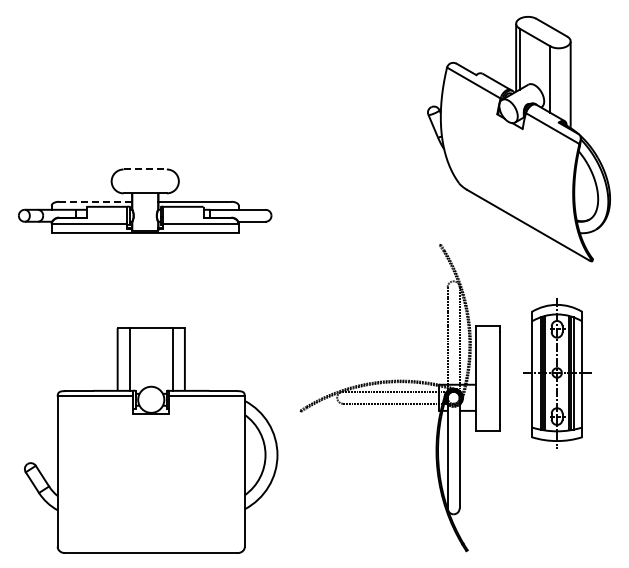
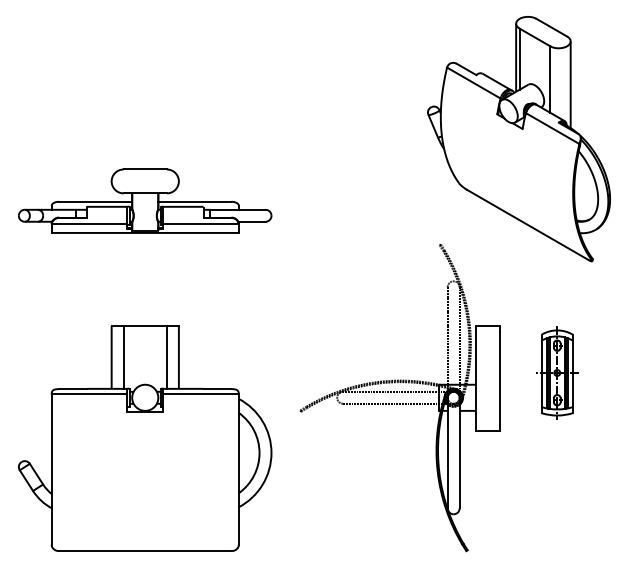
line: dashed -> solid (145, 169)
line: dashed -> solid (95, 201)
part size: 69x151 px -> 43x94 px (557, 372)
part position: (151, 440) -> (145, 438) (145, 438)
